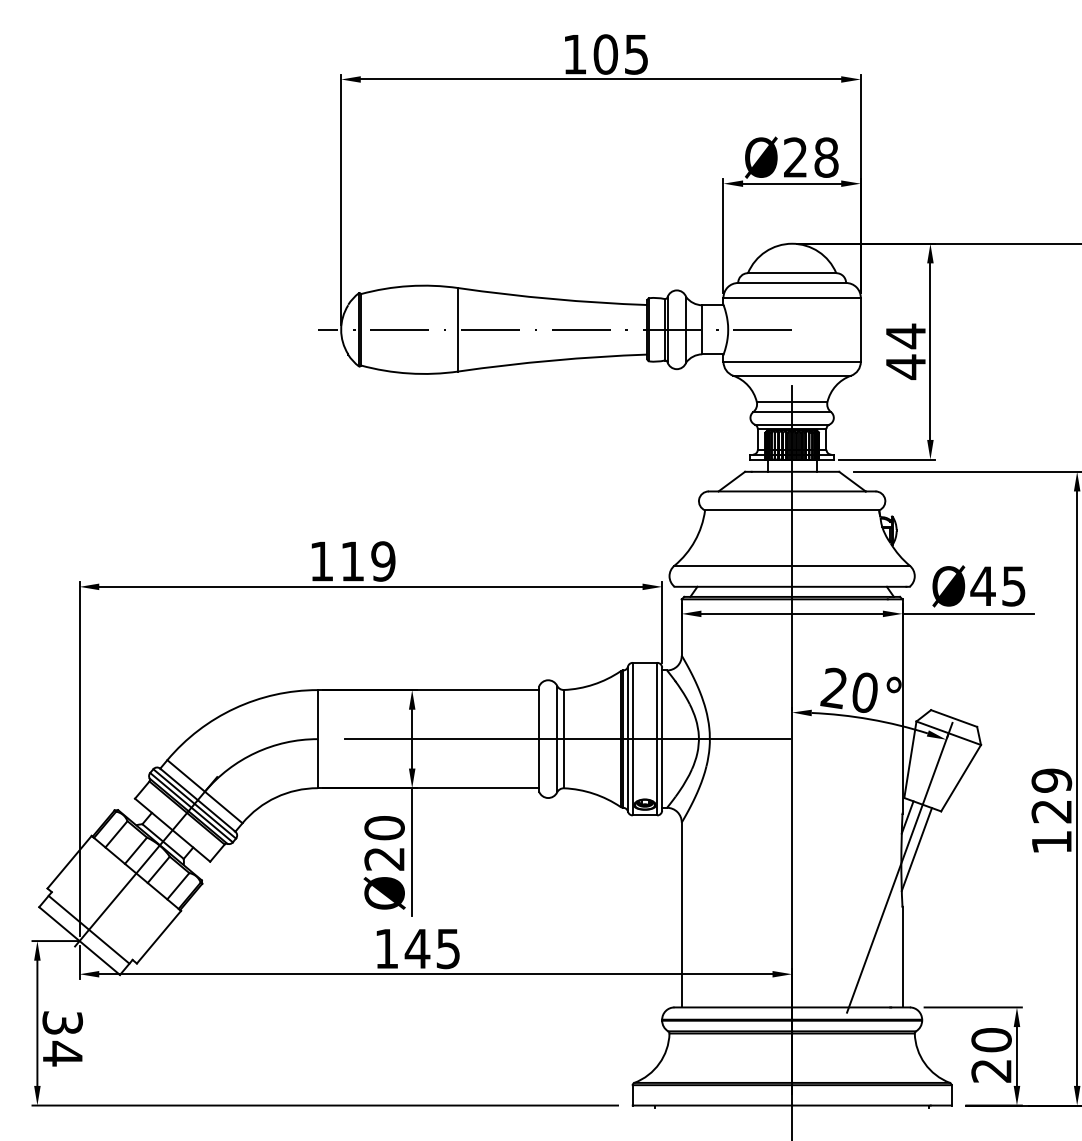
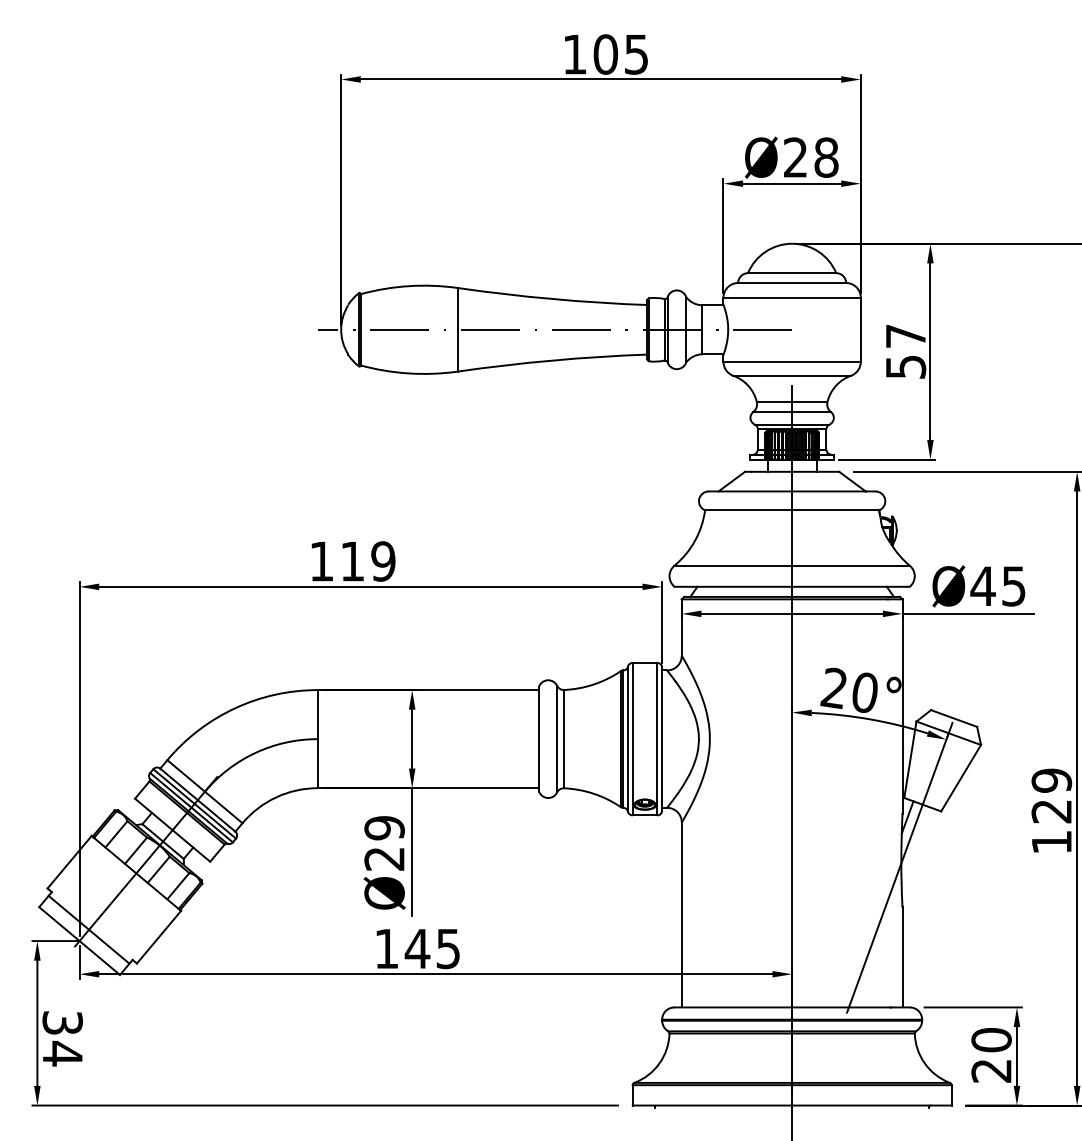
text: 44 -> 57 (906, 351)
line: present -> none (567, 739)
text: Ø20 -> Ø29 (384, 828)
line: present -> none (916, 849)
